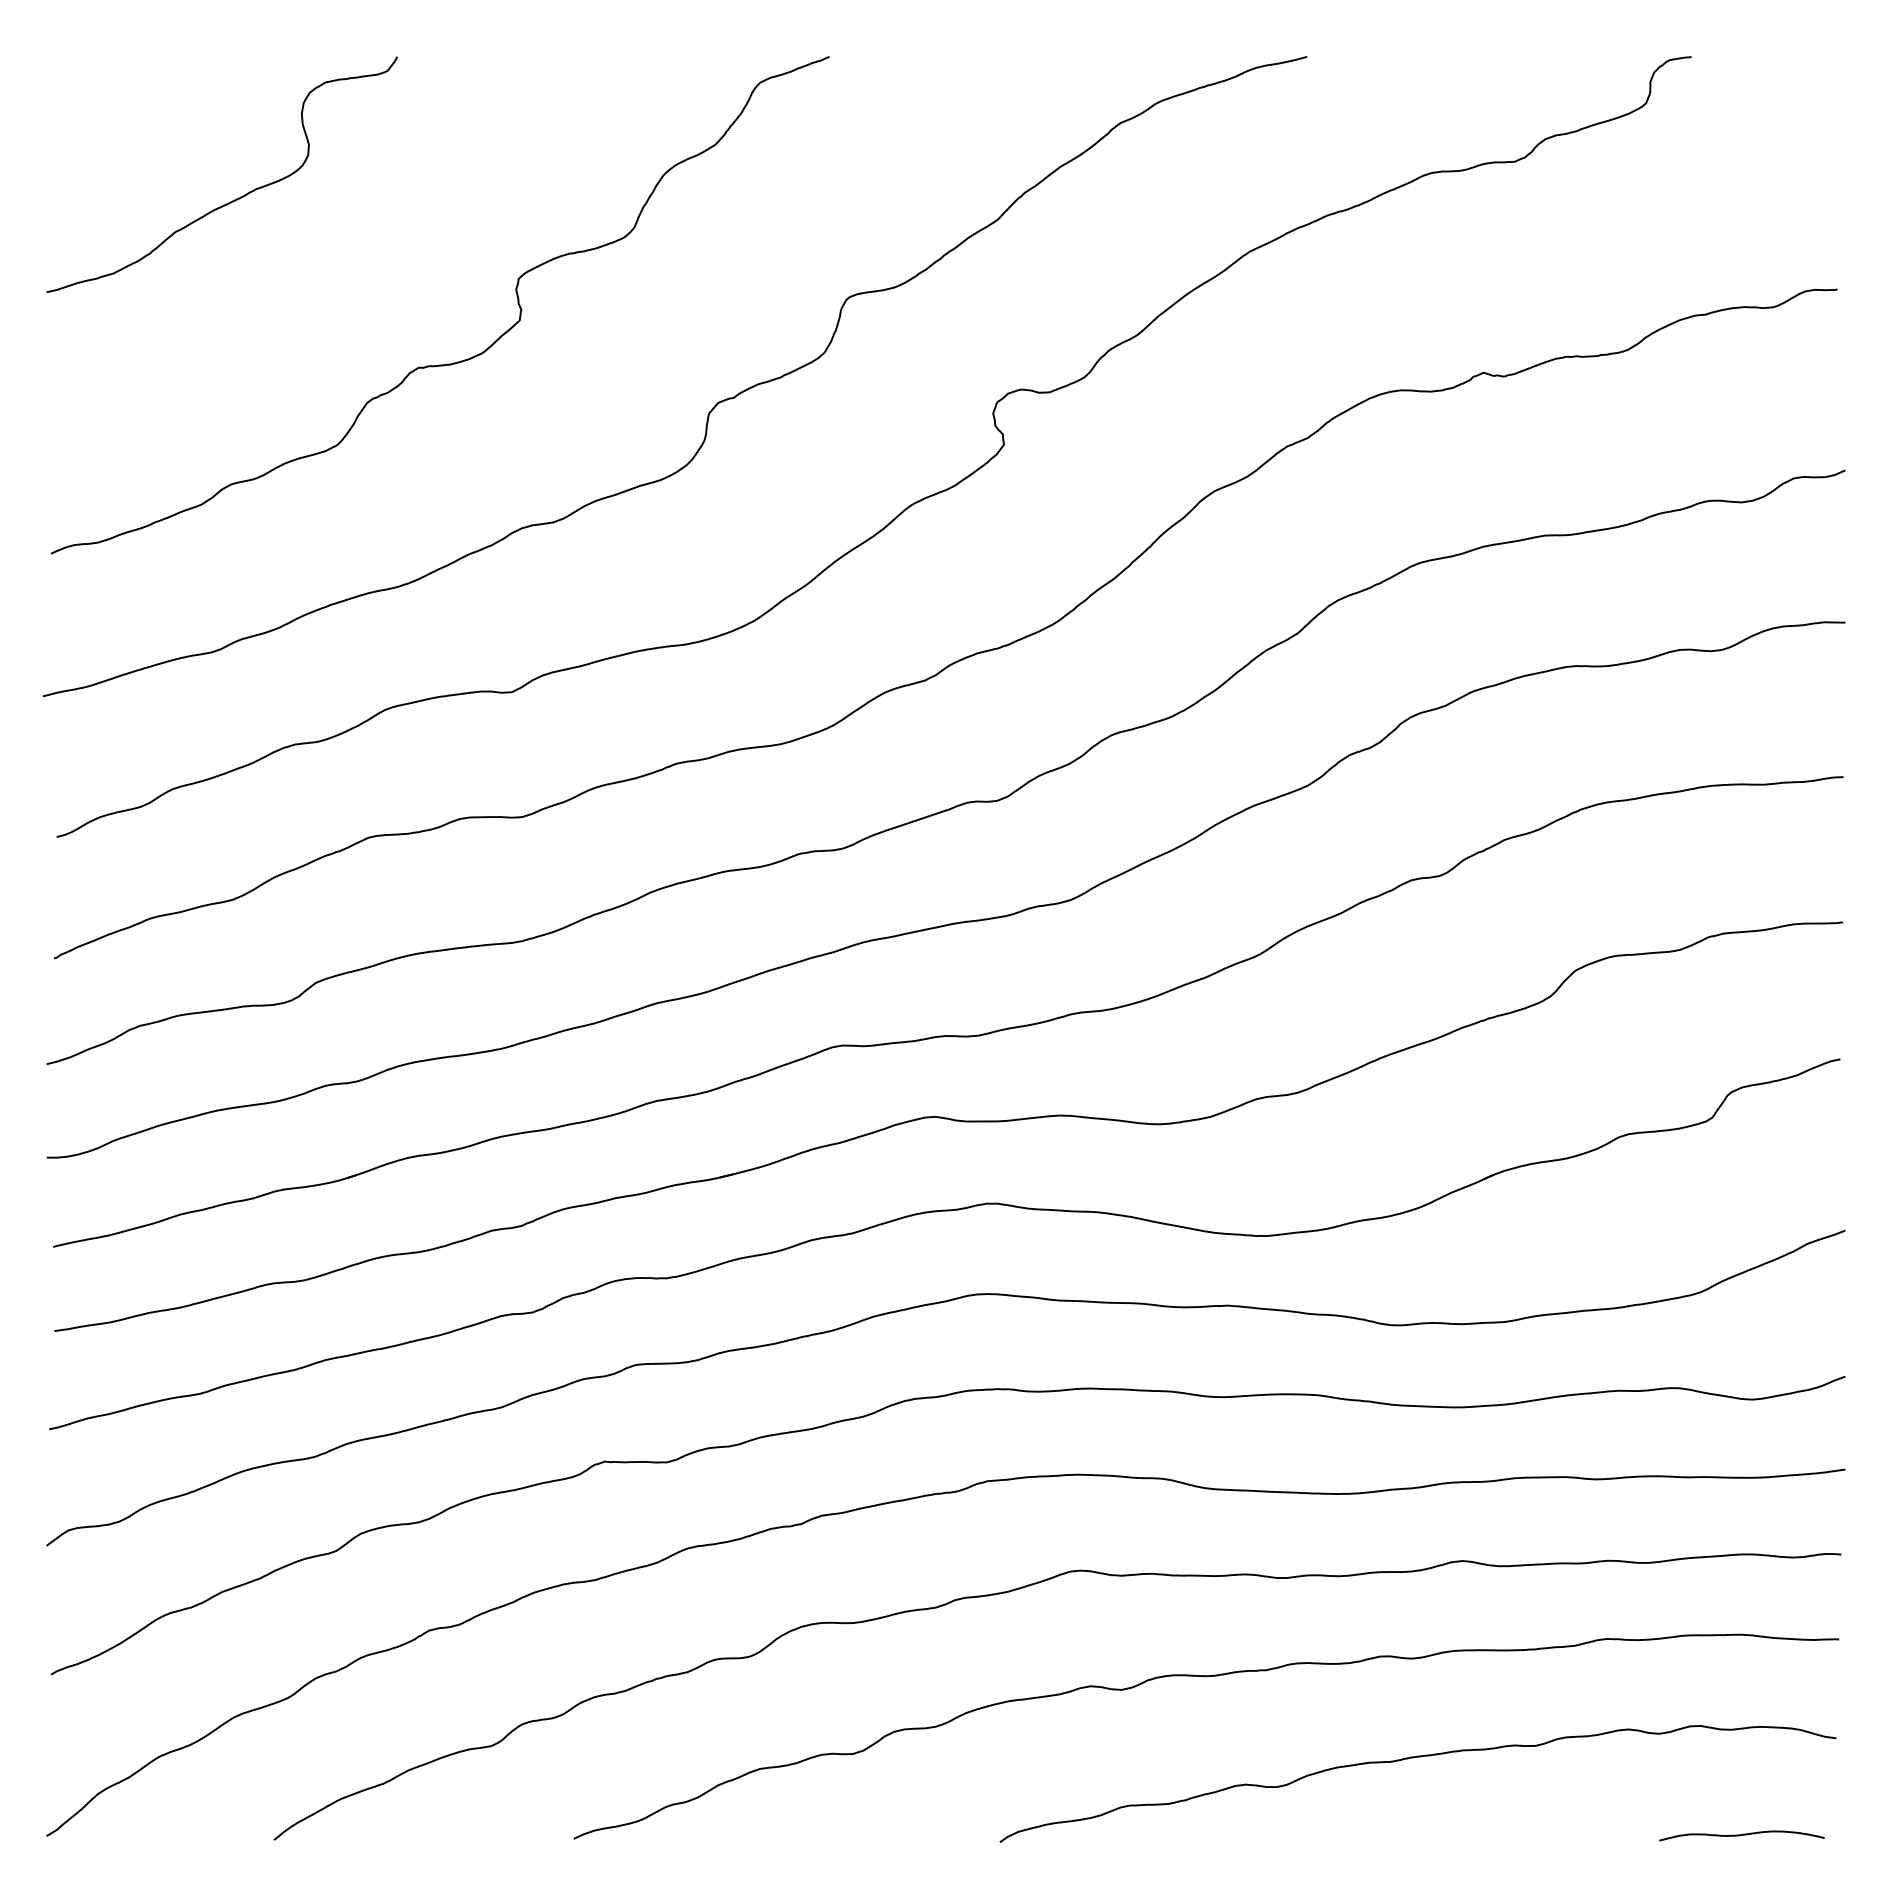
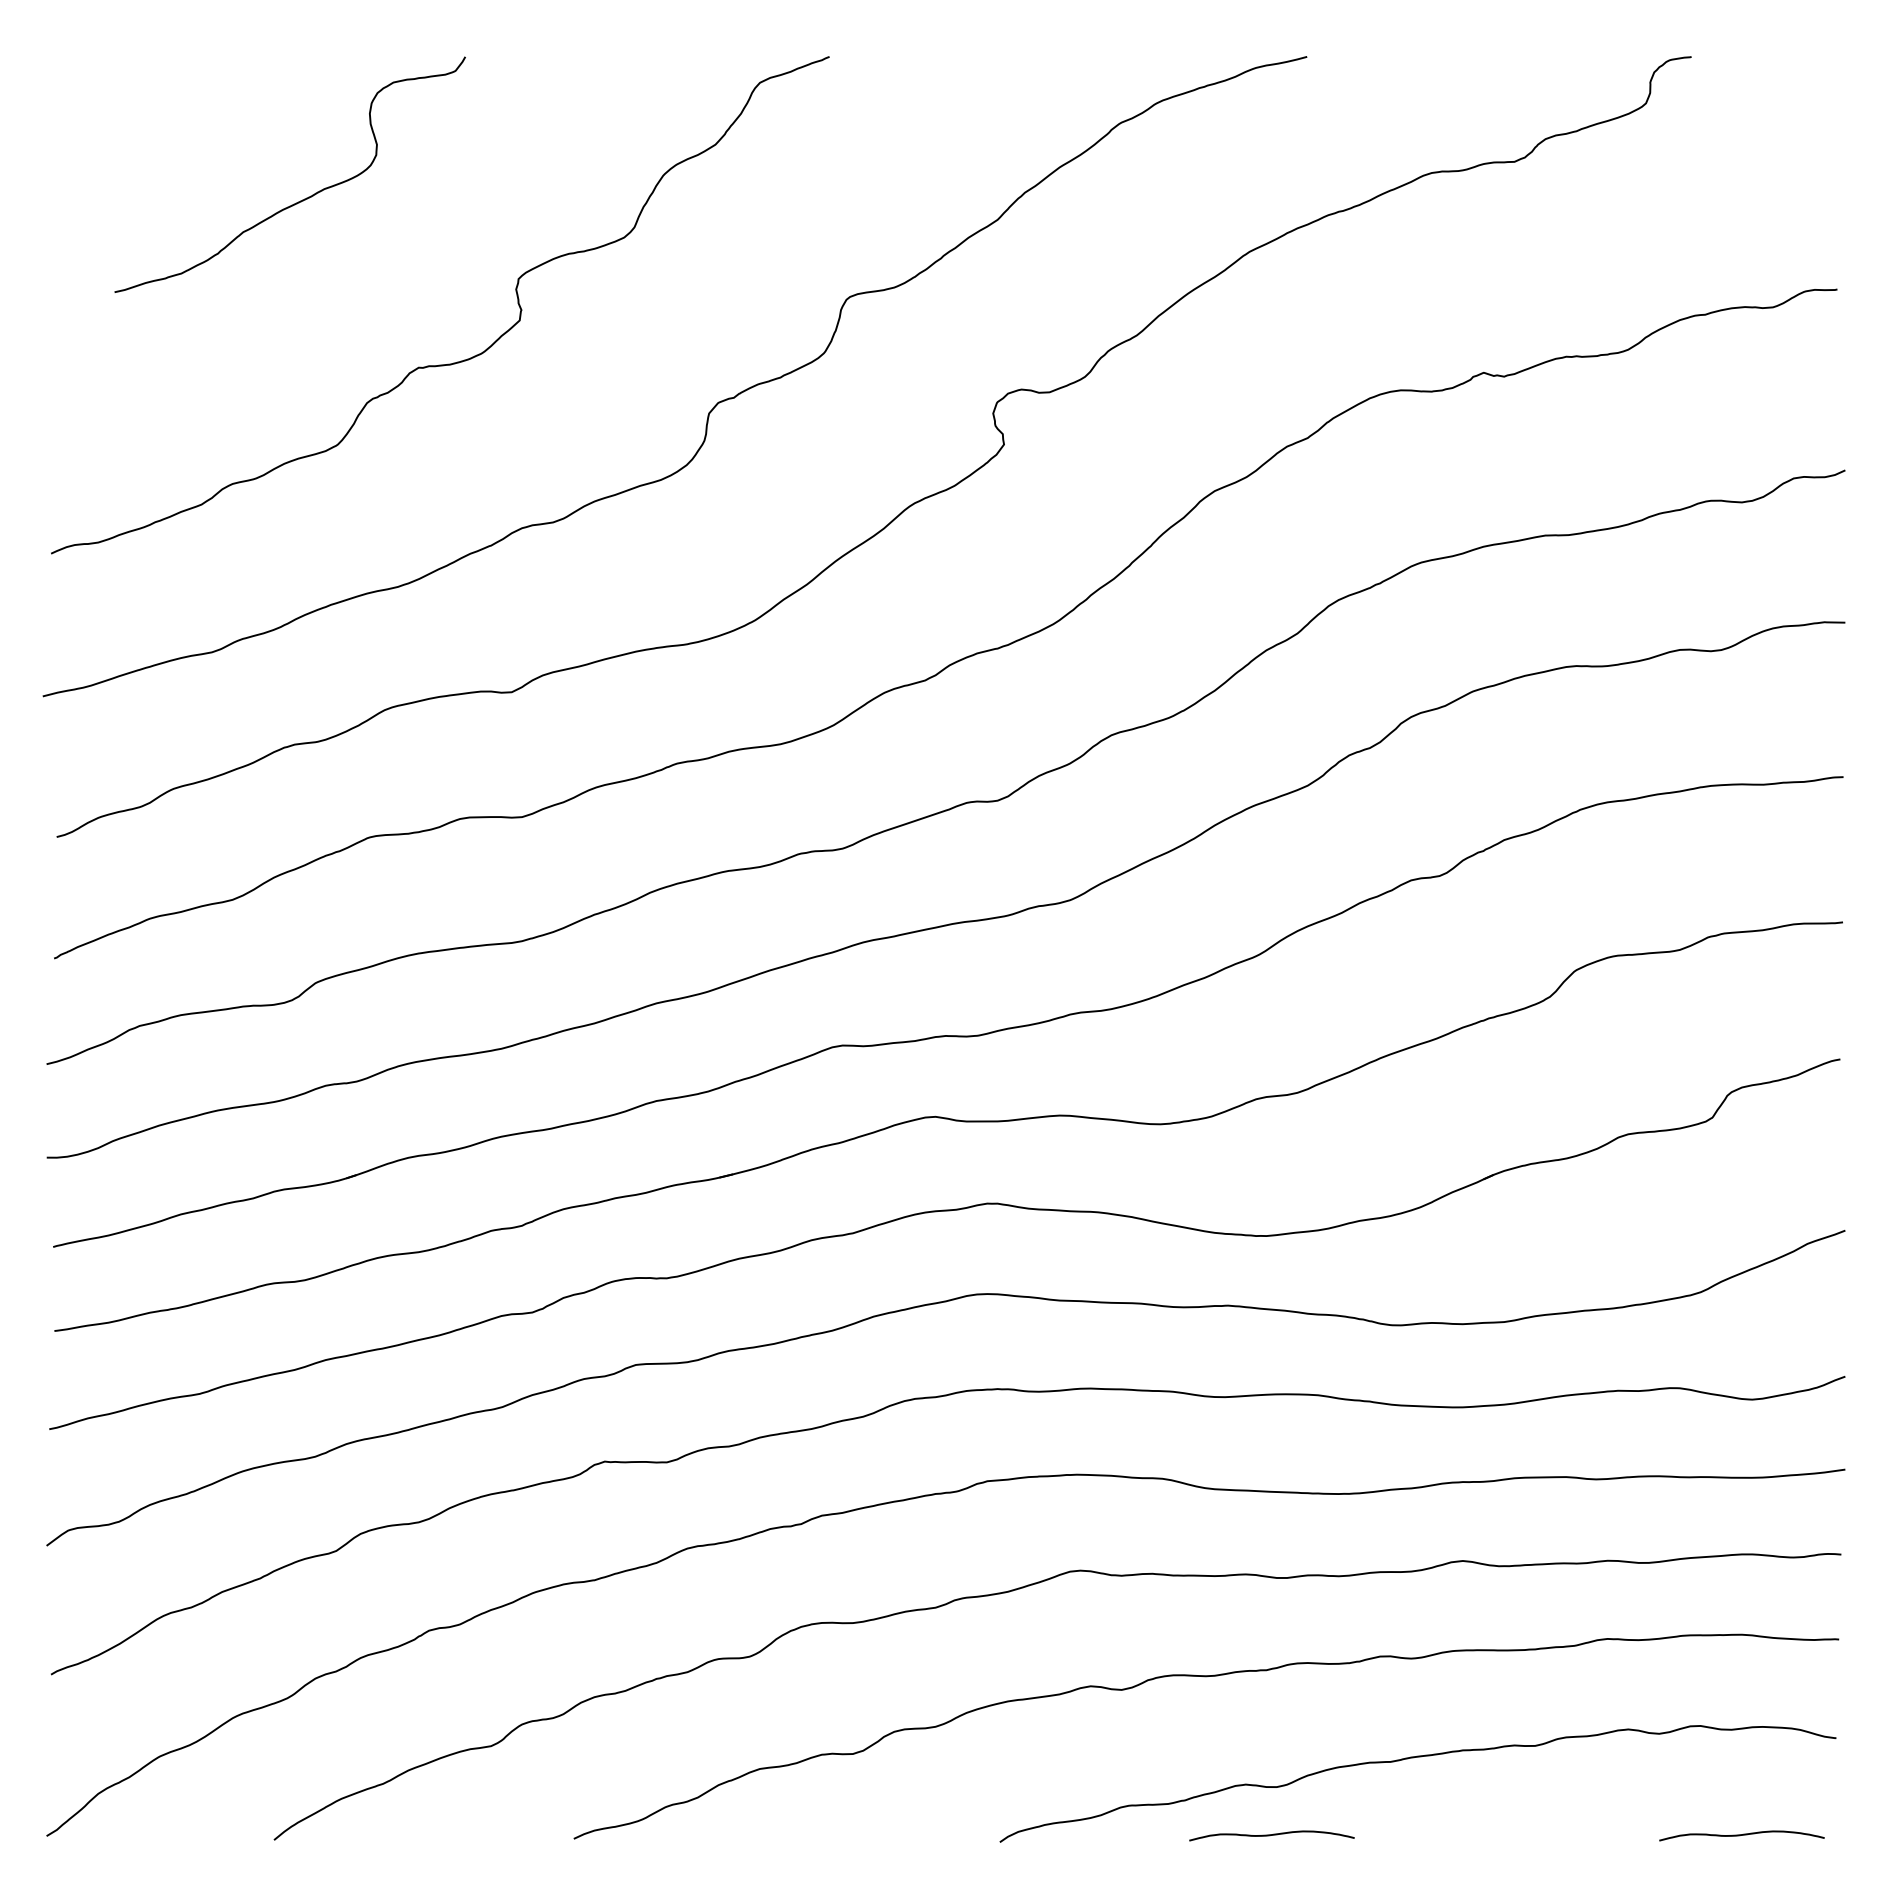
curve position: (234, 199) -> (302, 199) (302, 199)
curve: none -> present (1271, 1835)
